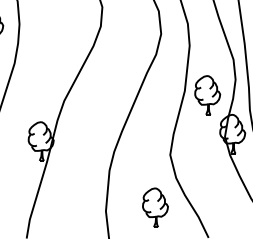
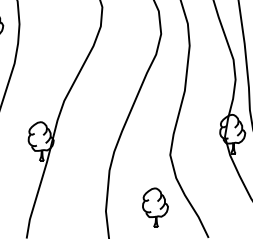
part: present -> none (207, 95)
